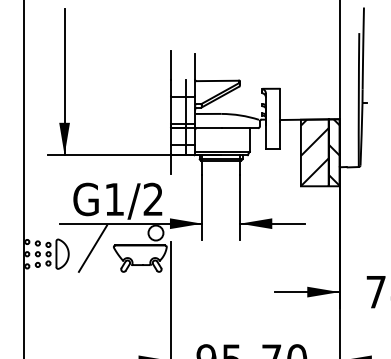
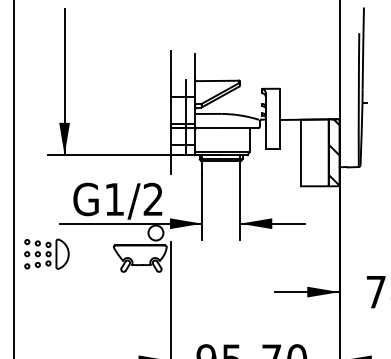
hatch: present -> none (314, 152)
line position: (23, 178) -> (13, 178) (13, 178)
line: present -> none (92, 248)
